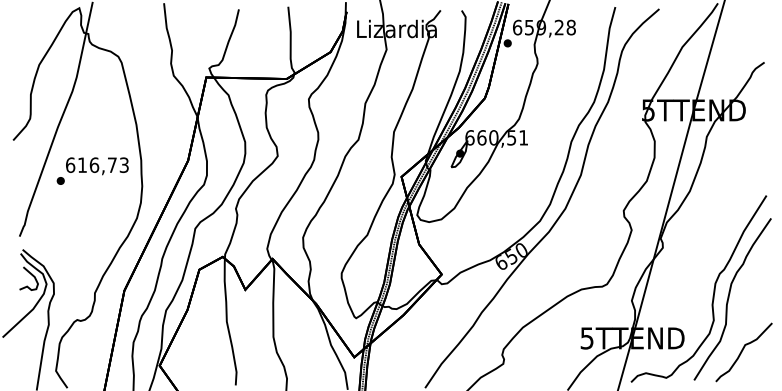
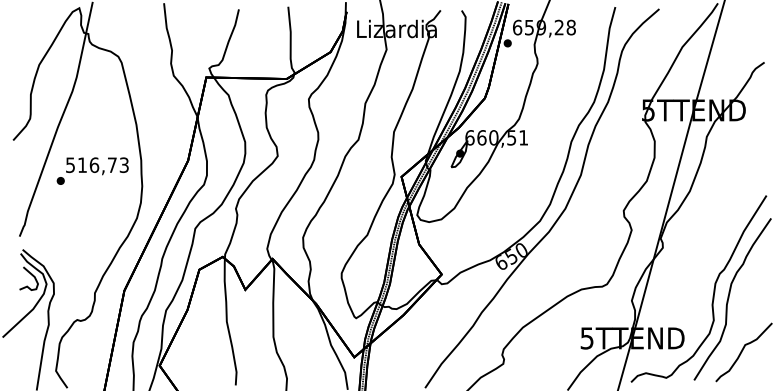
text: 616,73 -> 516,73 (70, 165)
